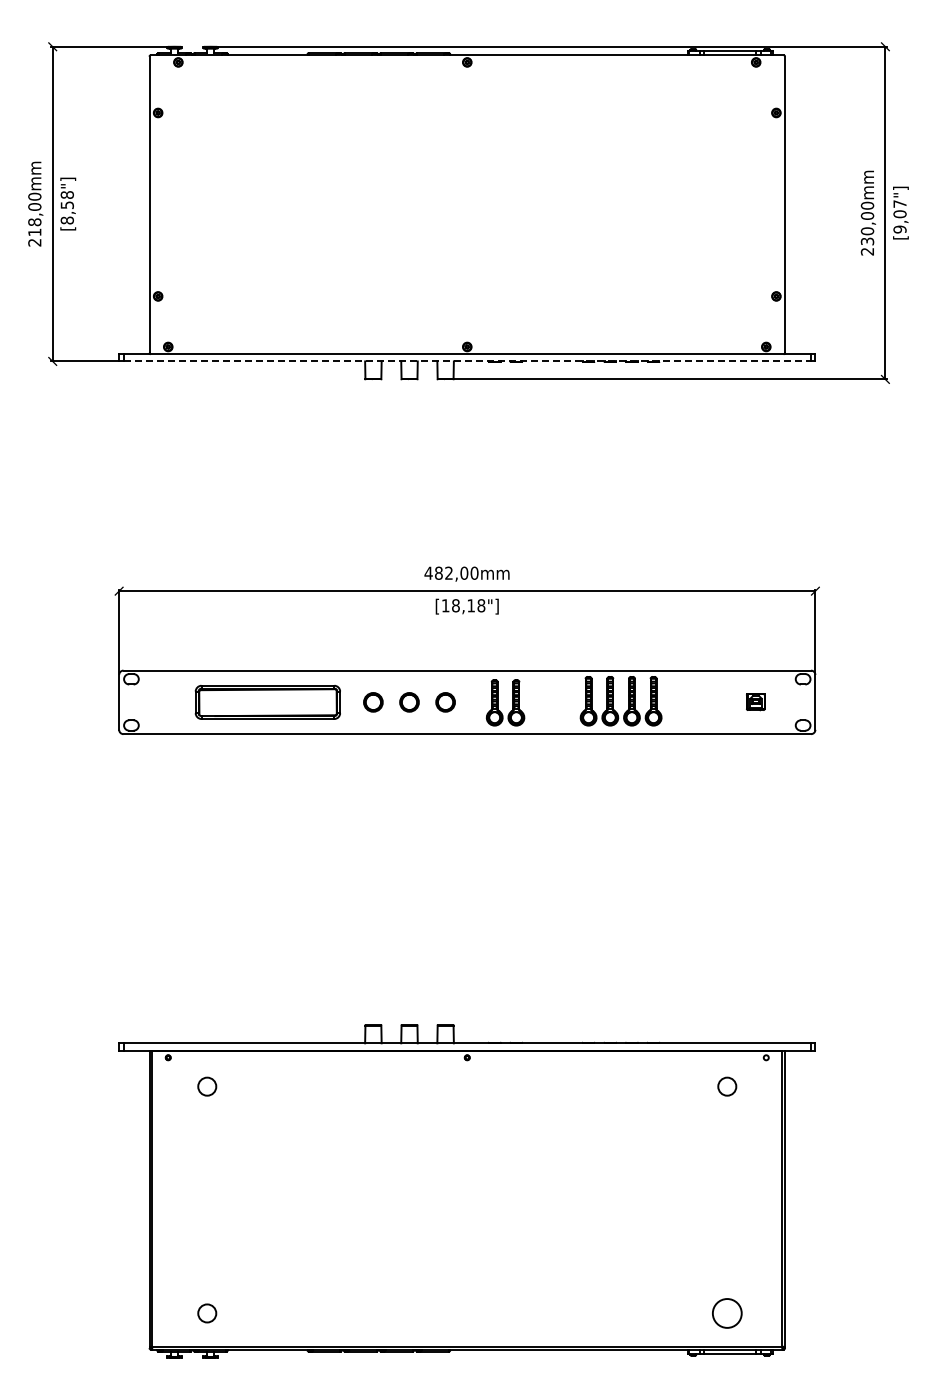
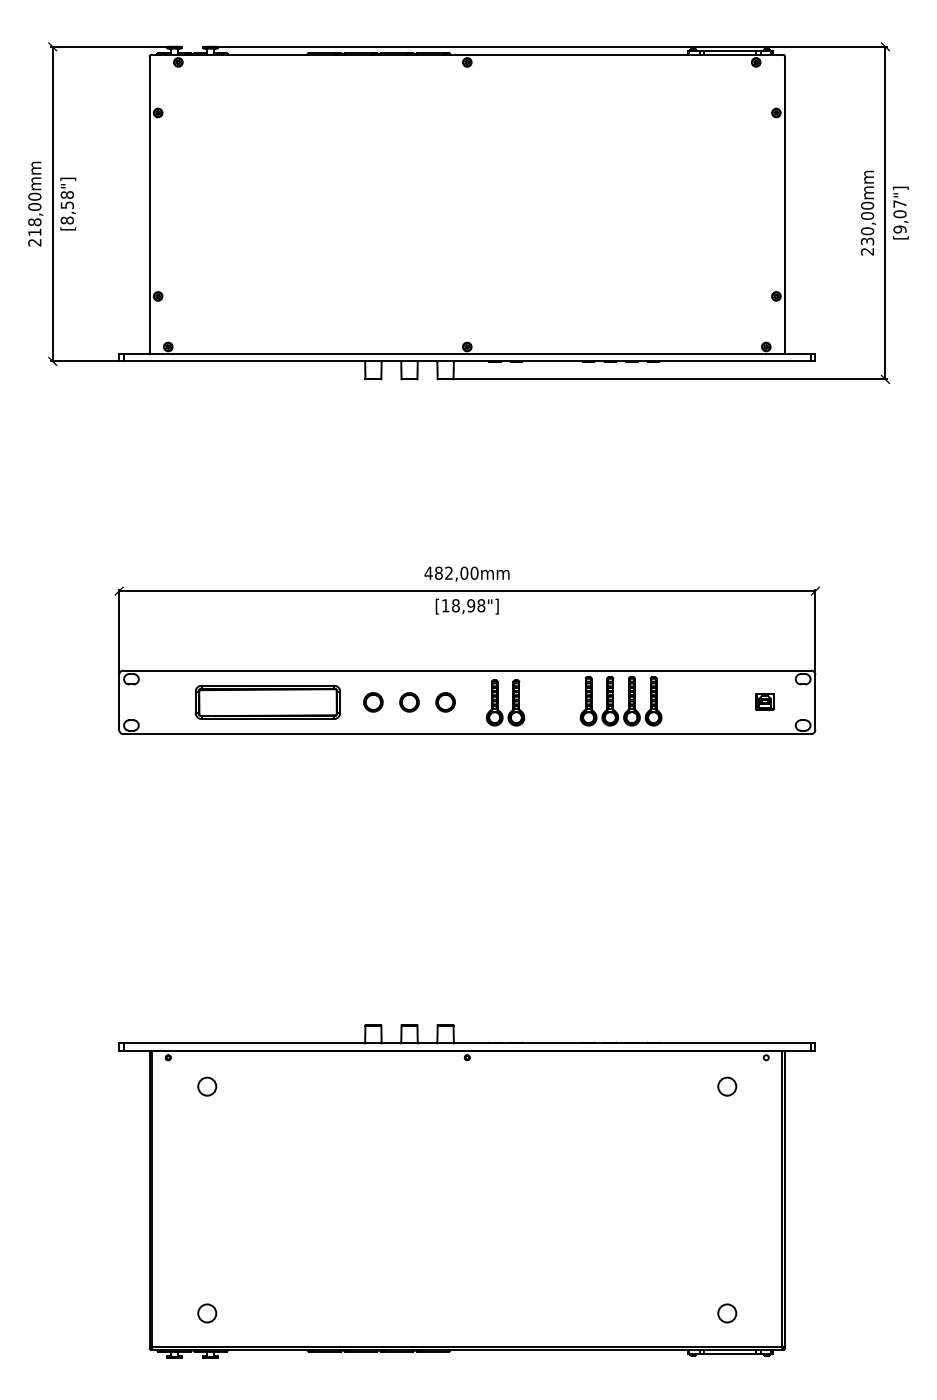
line: dashed -> solid (467, 361)
text: [18,18"] -> [18,98"] (471, 605)
part position: (755, 702) -> (764, 702) (764, 702)
circle diameter: 29 px -> 18 px (727, 1313)
